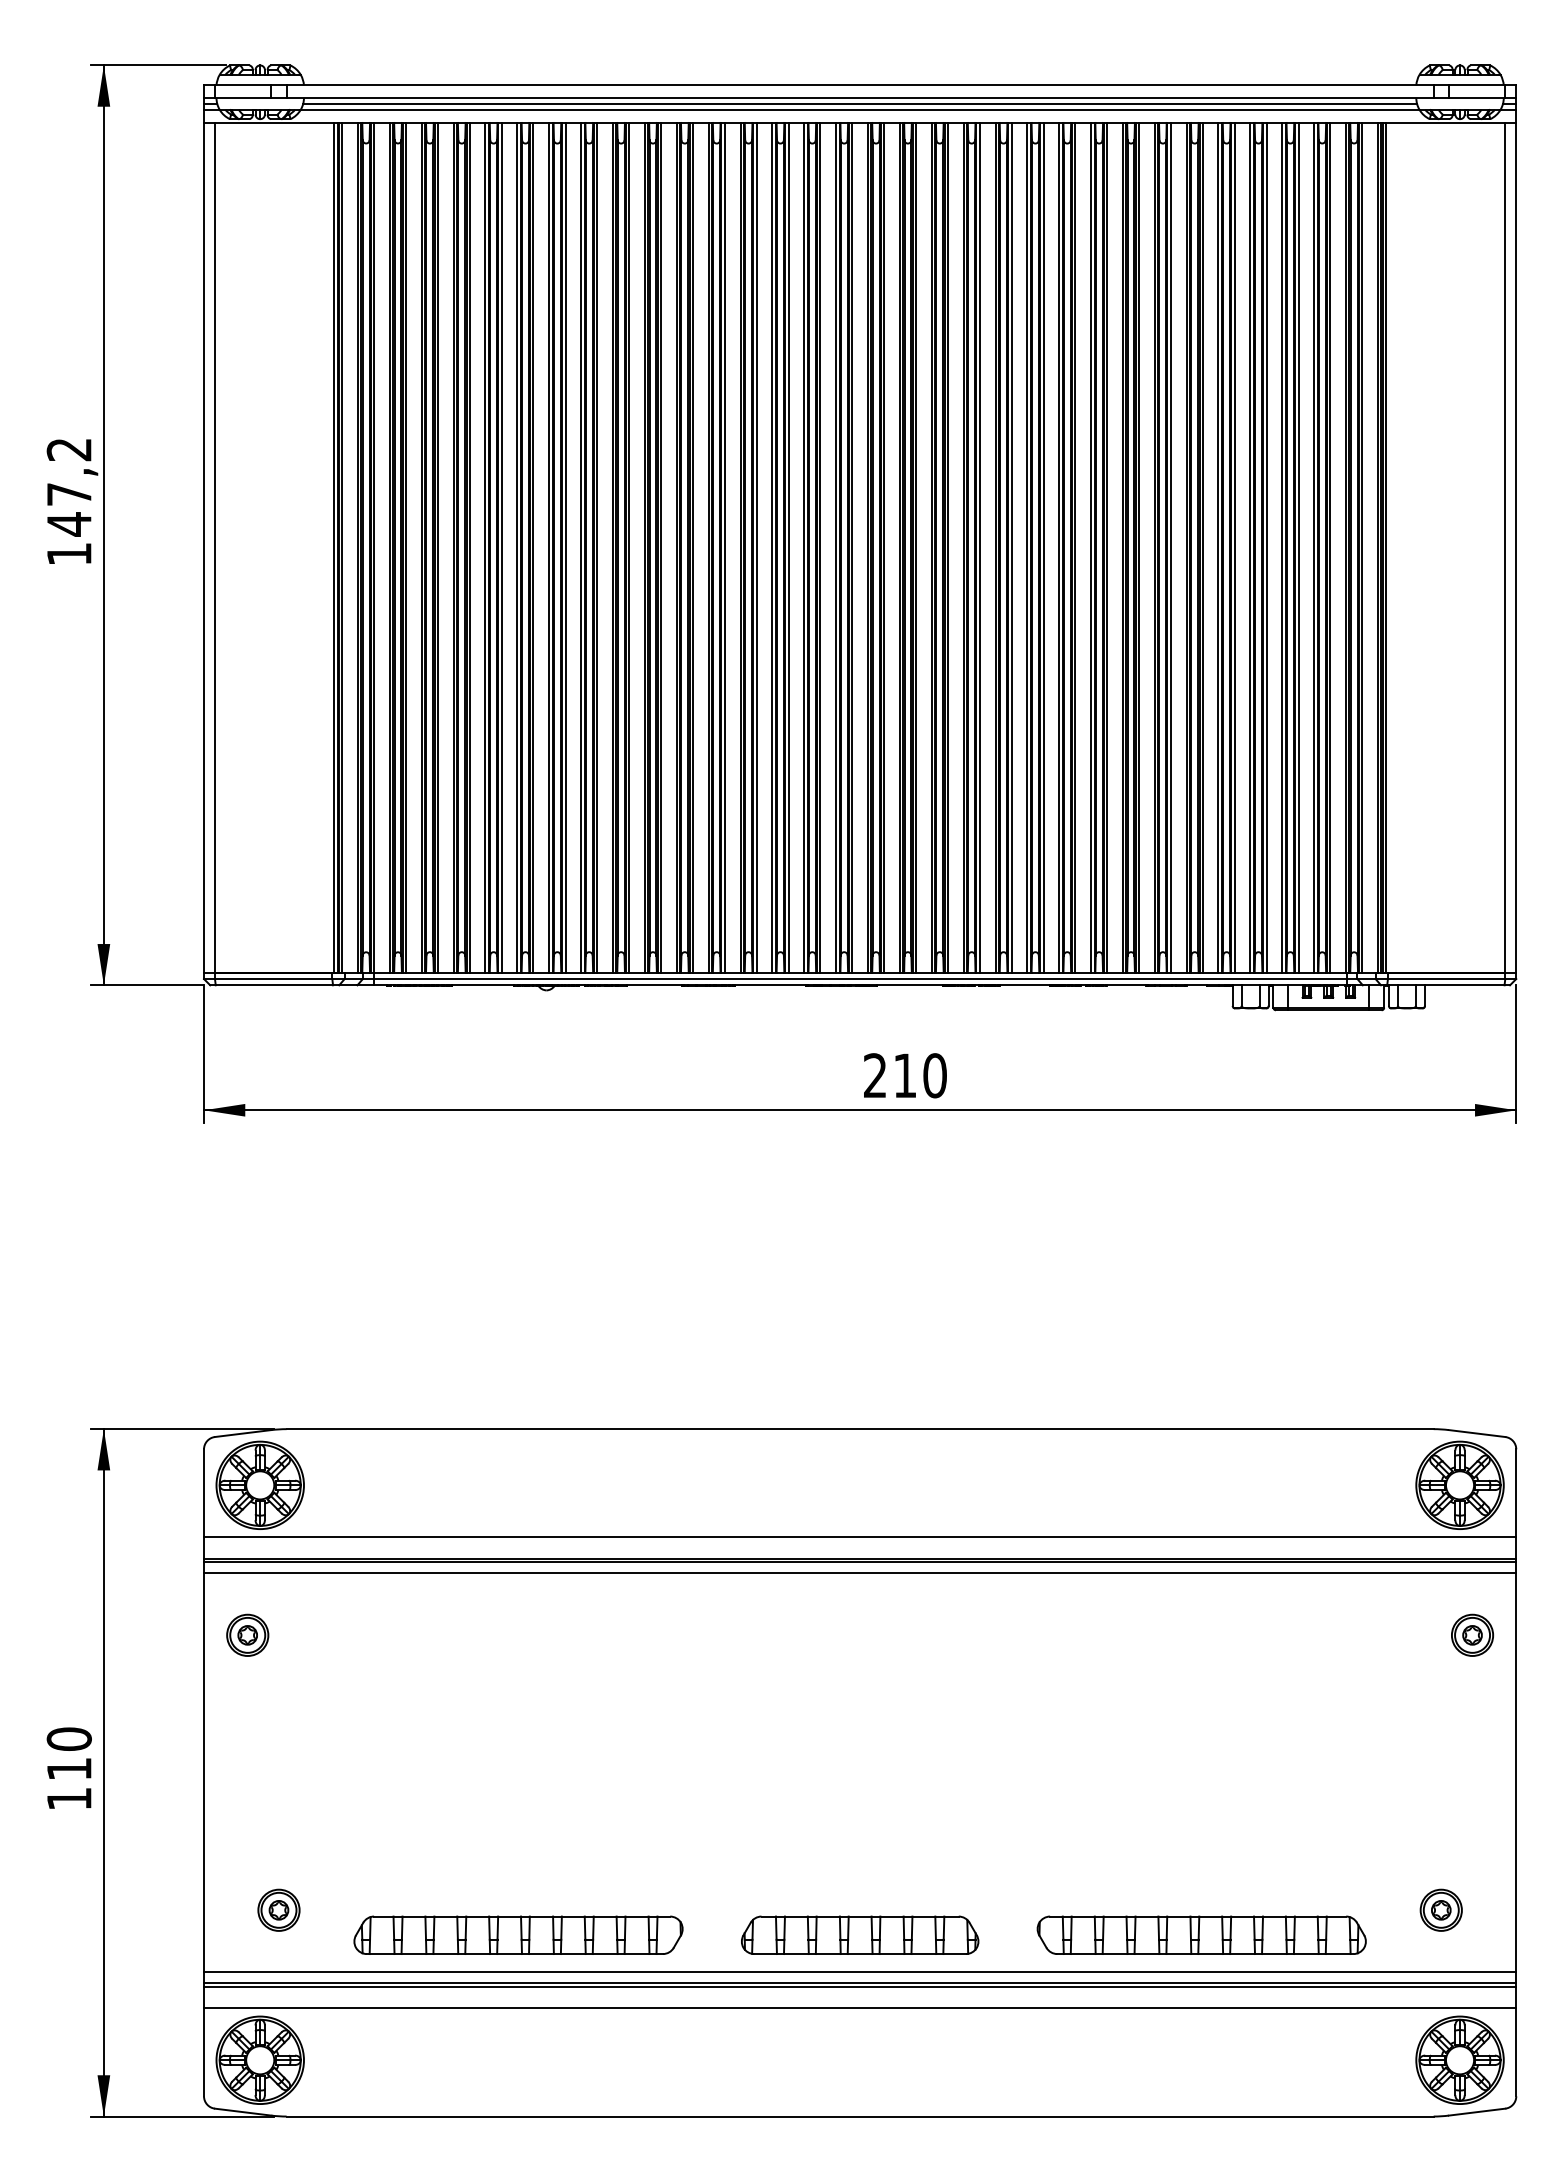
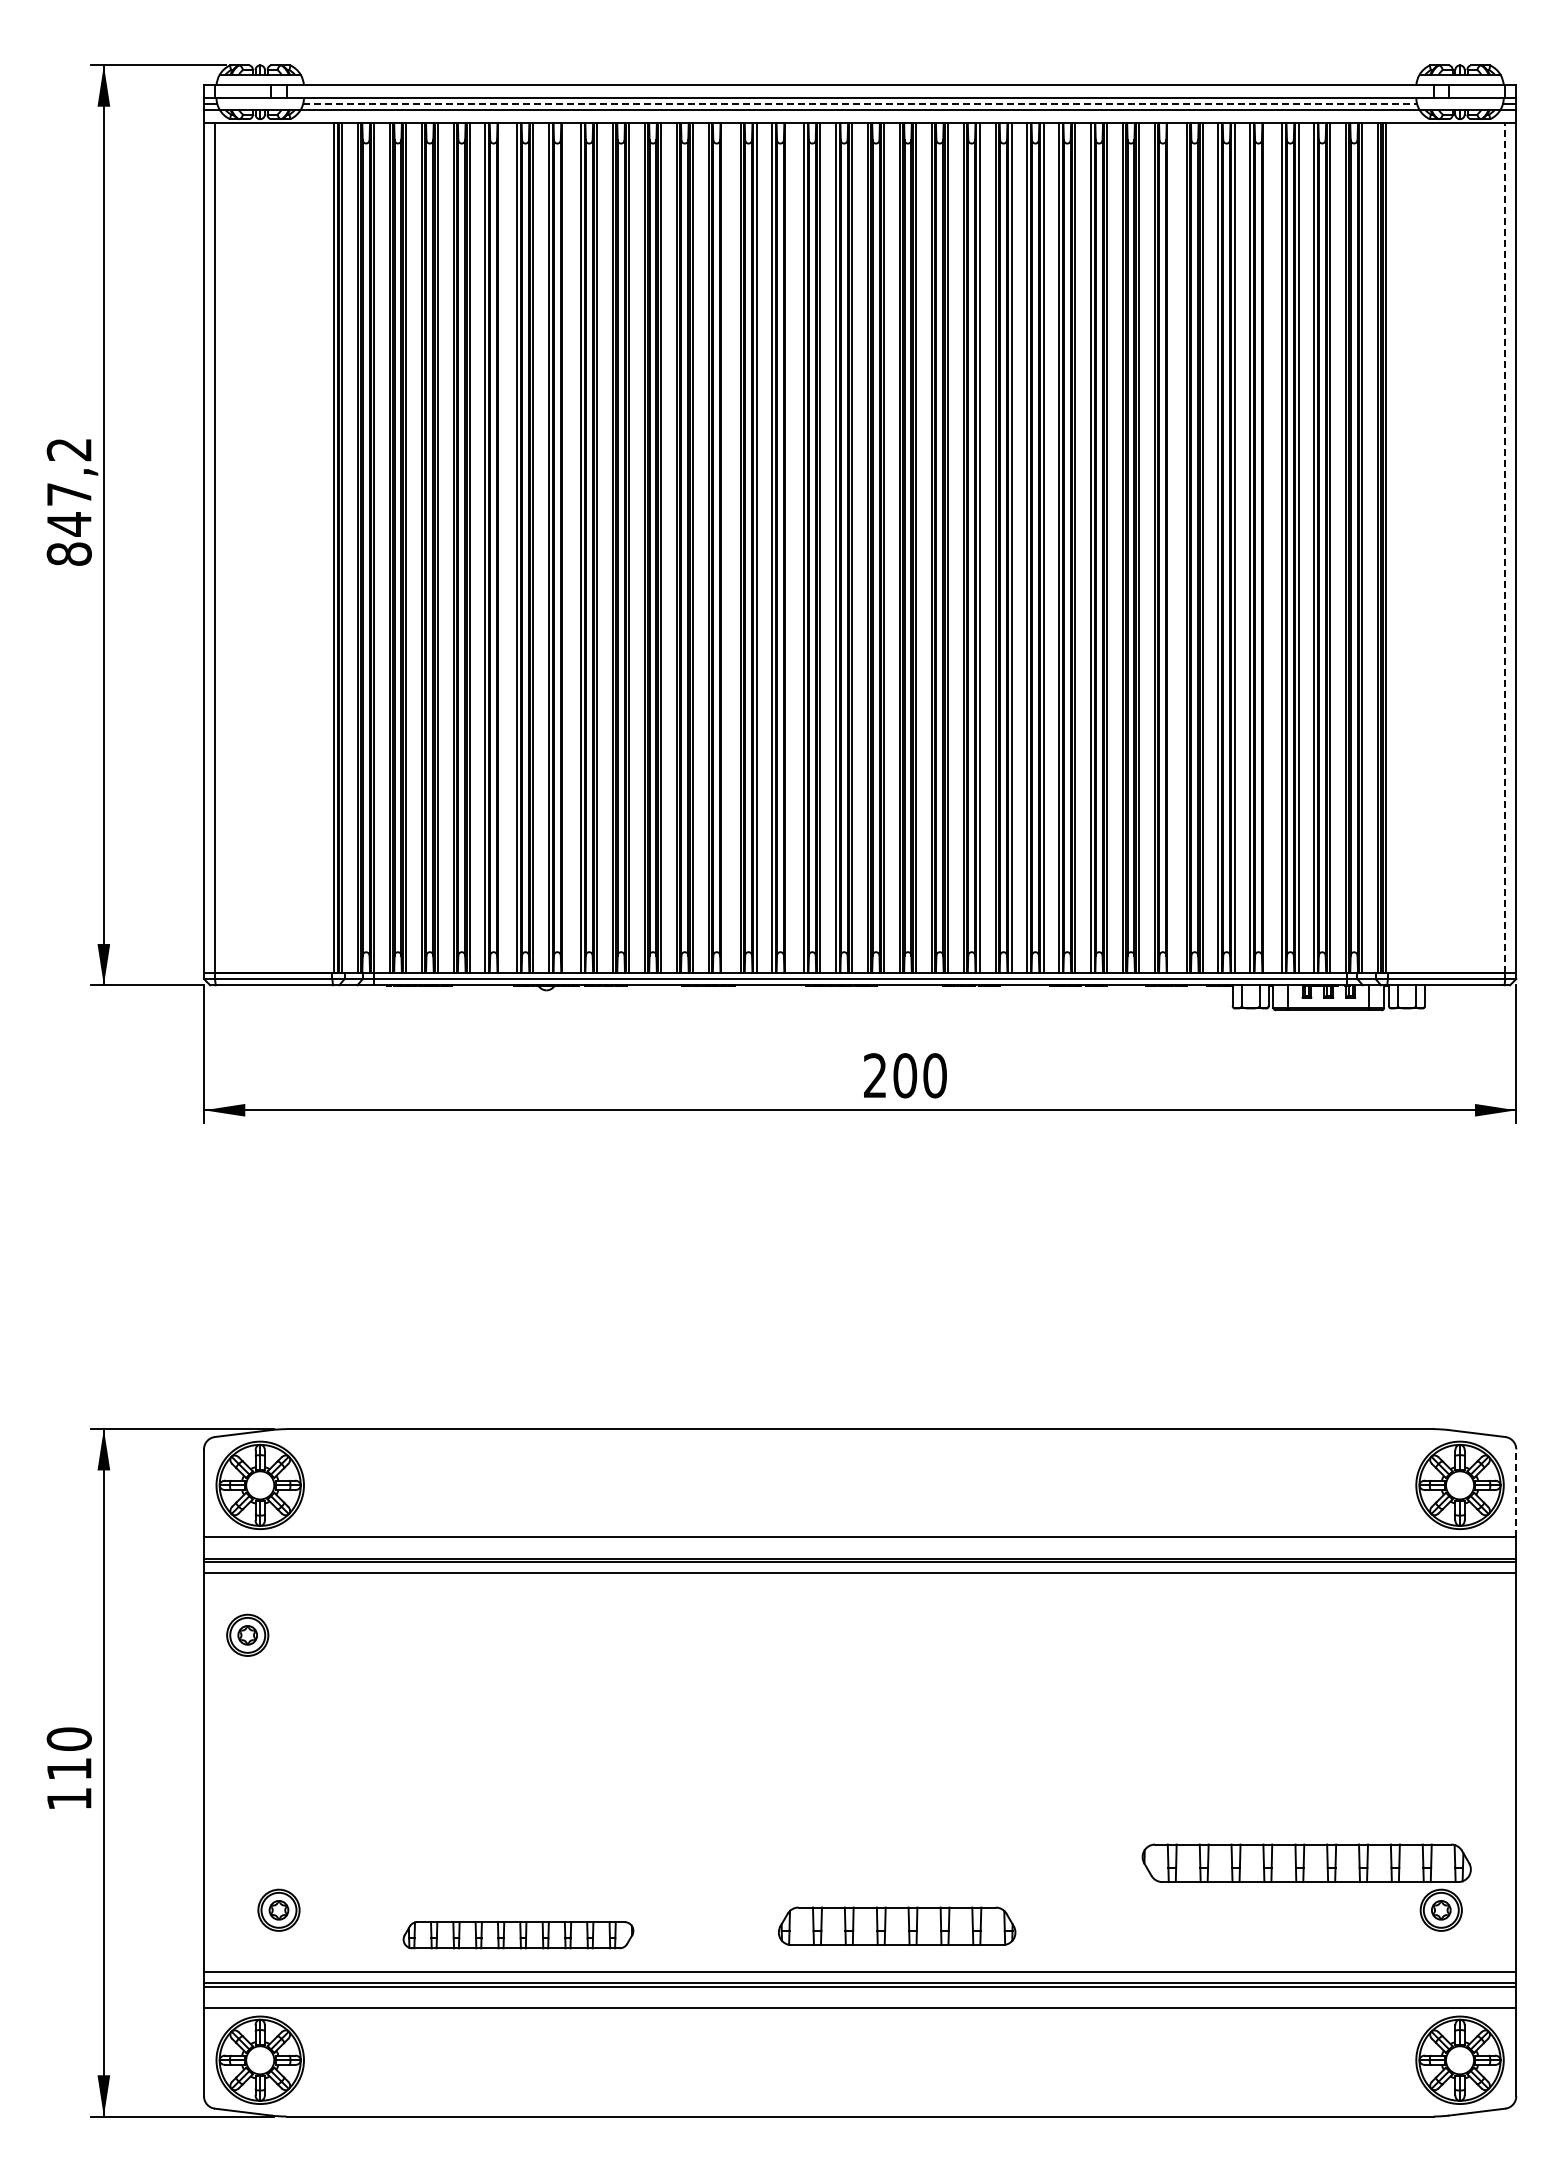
line: solid -> dashed (860, 104)
line: present -> none (501, 547)
line: present -> none (565, 547)
line: present -> none (724, 547)
line: present -> none (788, 547)
line: present -> none (1170, 547)
line: present -> none (1266, 547)
line: solid -> dashed (1505, 547)
text: 147,2 -> 847,2 (68, 553)
text: 210 -> 200 (905, 1075)
line: solid -> dashed (1516, 1493)
part: present -> none (1472, 1634)
part size: 331x40 px -> 233x29 px (518, 1935)
part position: (860, 1934) -> (897, 1925) (897, 1925)
part position: (1201, 1934) -> (1306, 1862) (1306, 1862)
